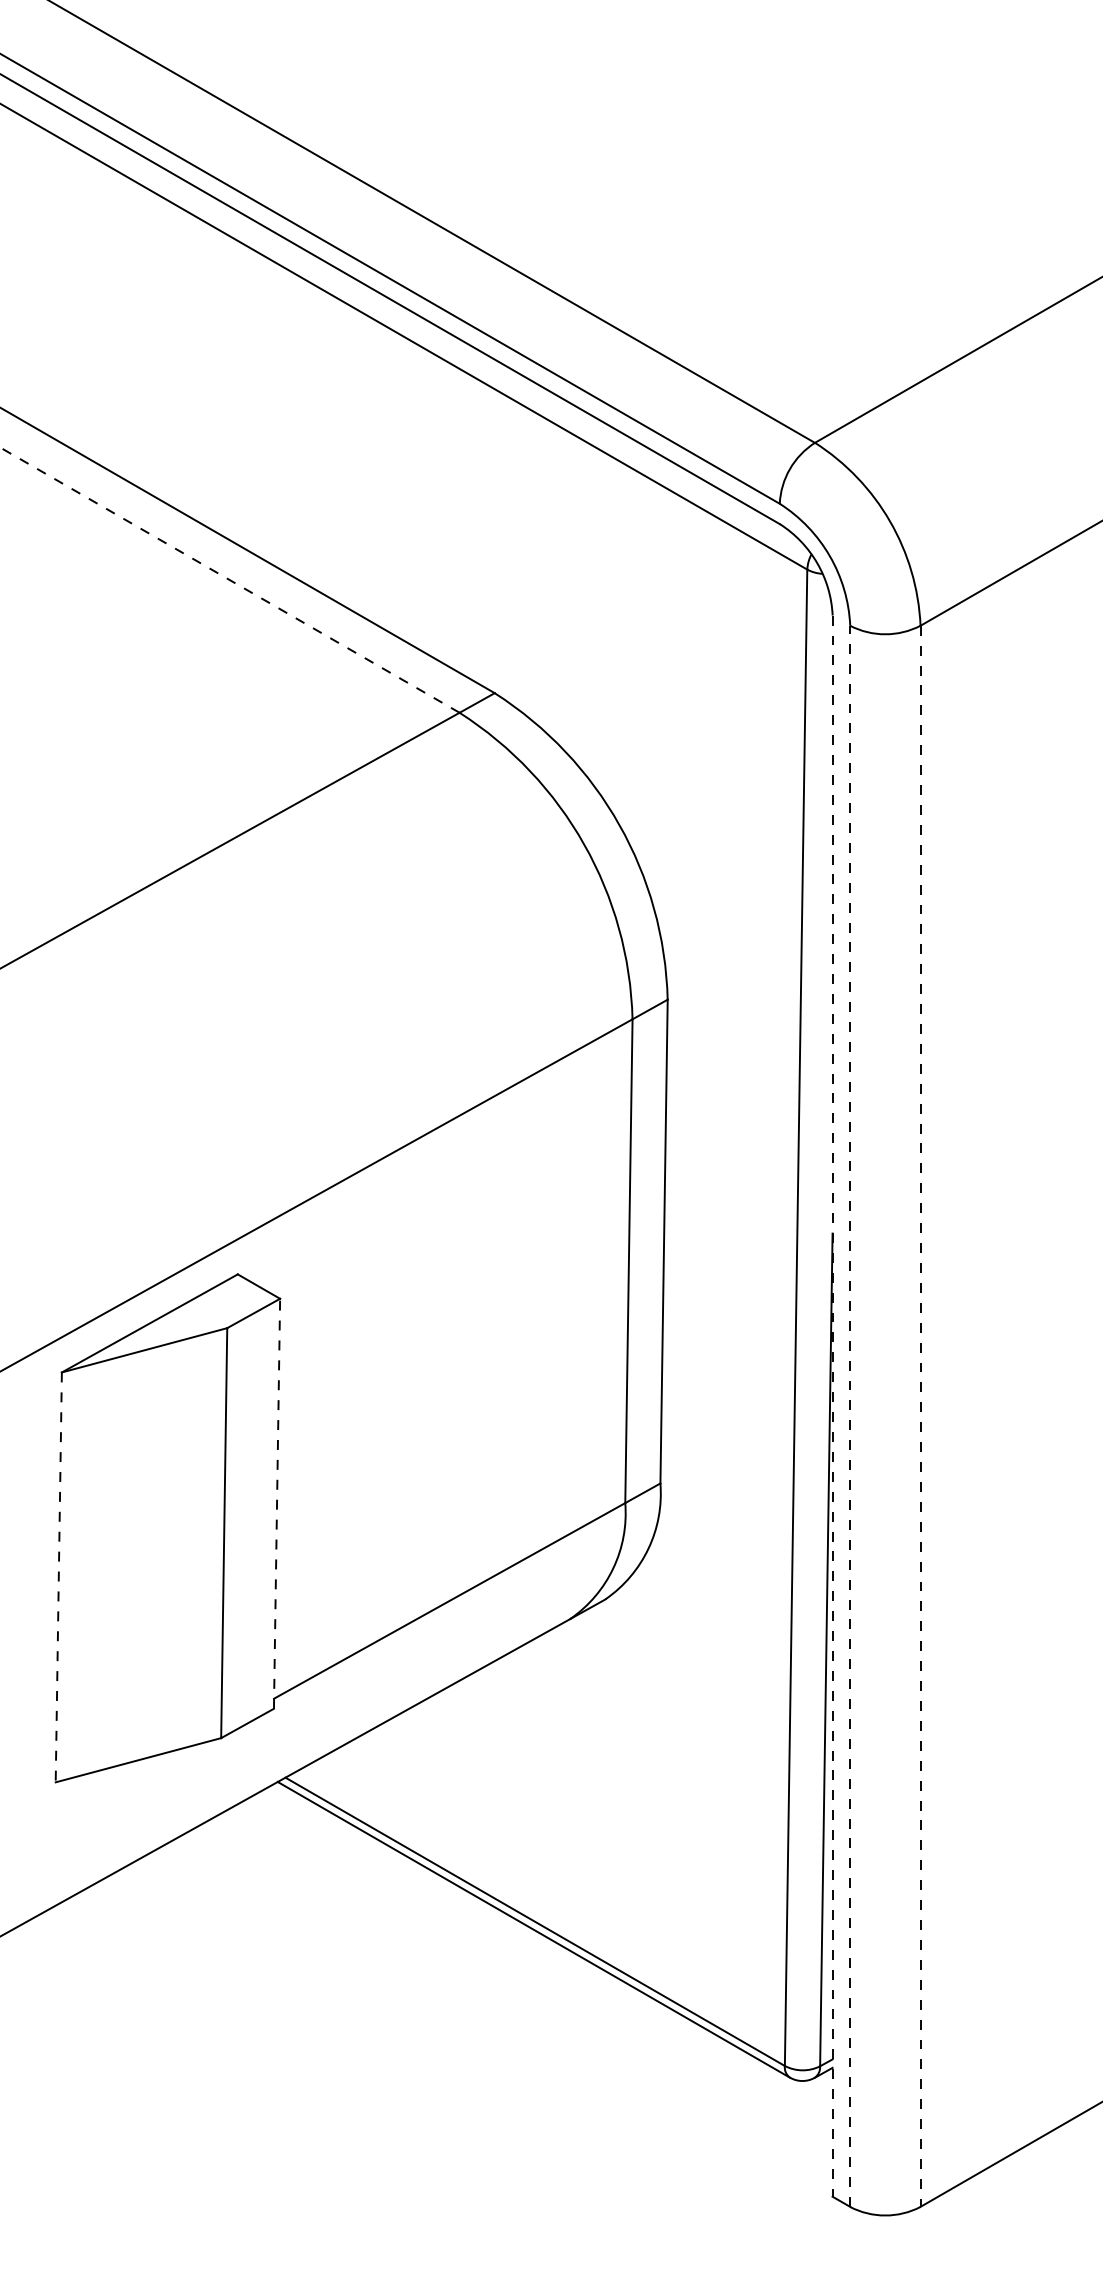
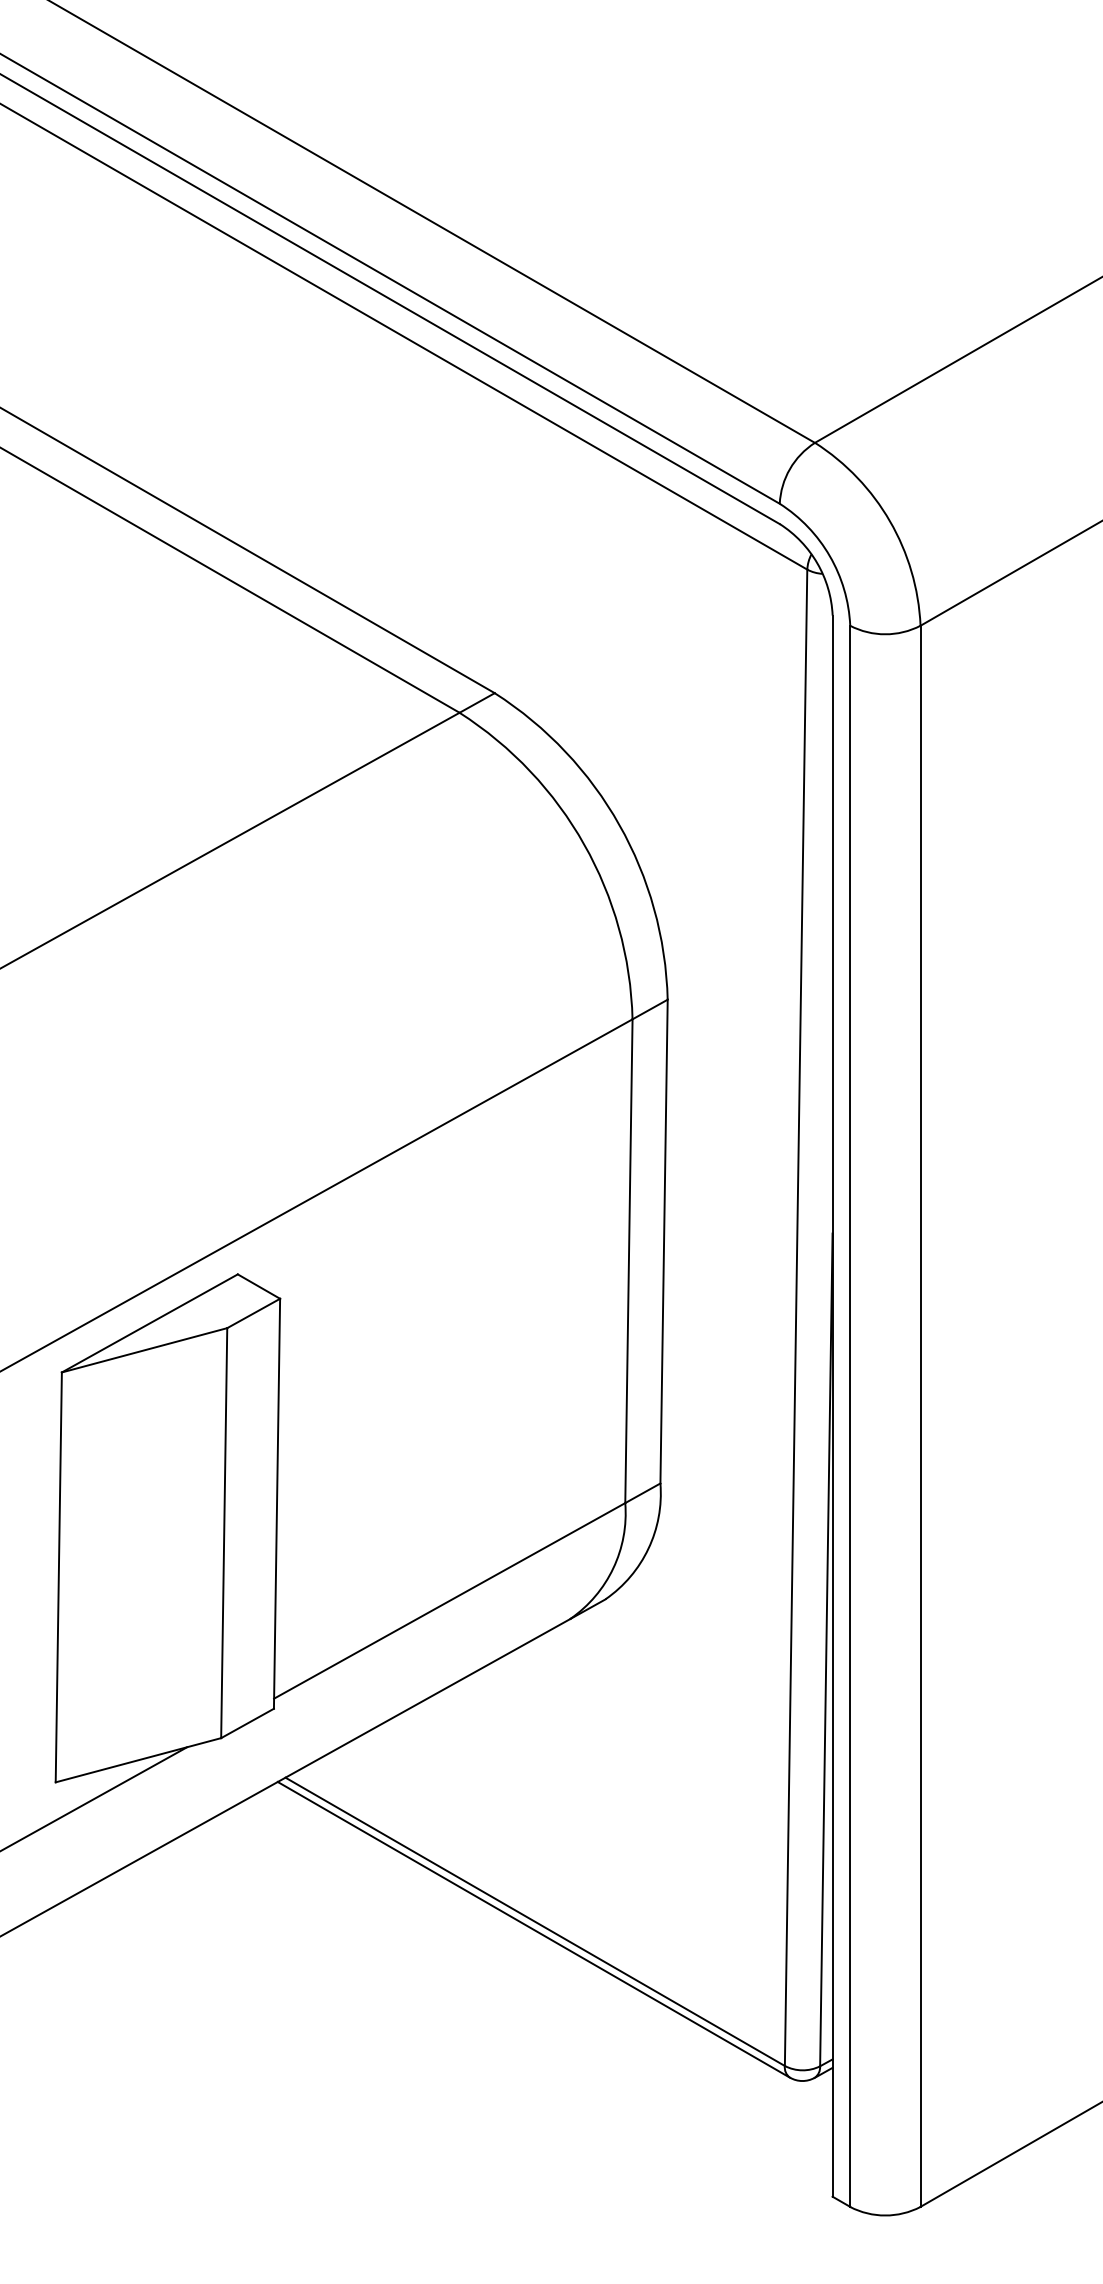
line: dashed -> solid (230, 580)
line: dashed -> solid (832, 1406)
line: dashed -> solid (850, 1416)
line: dashed -> solid (920, 1416)
line: dashed -> solid (277, 1503)
line: dashed -> solid (58, 1577)
line: none -> present (94, 1798)
